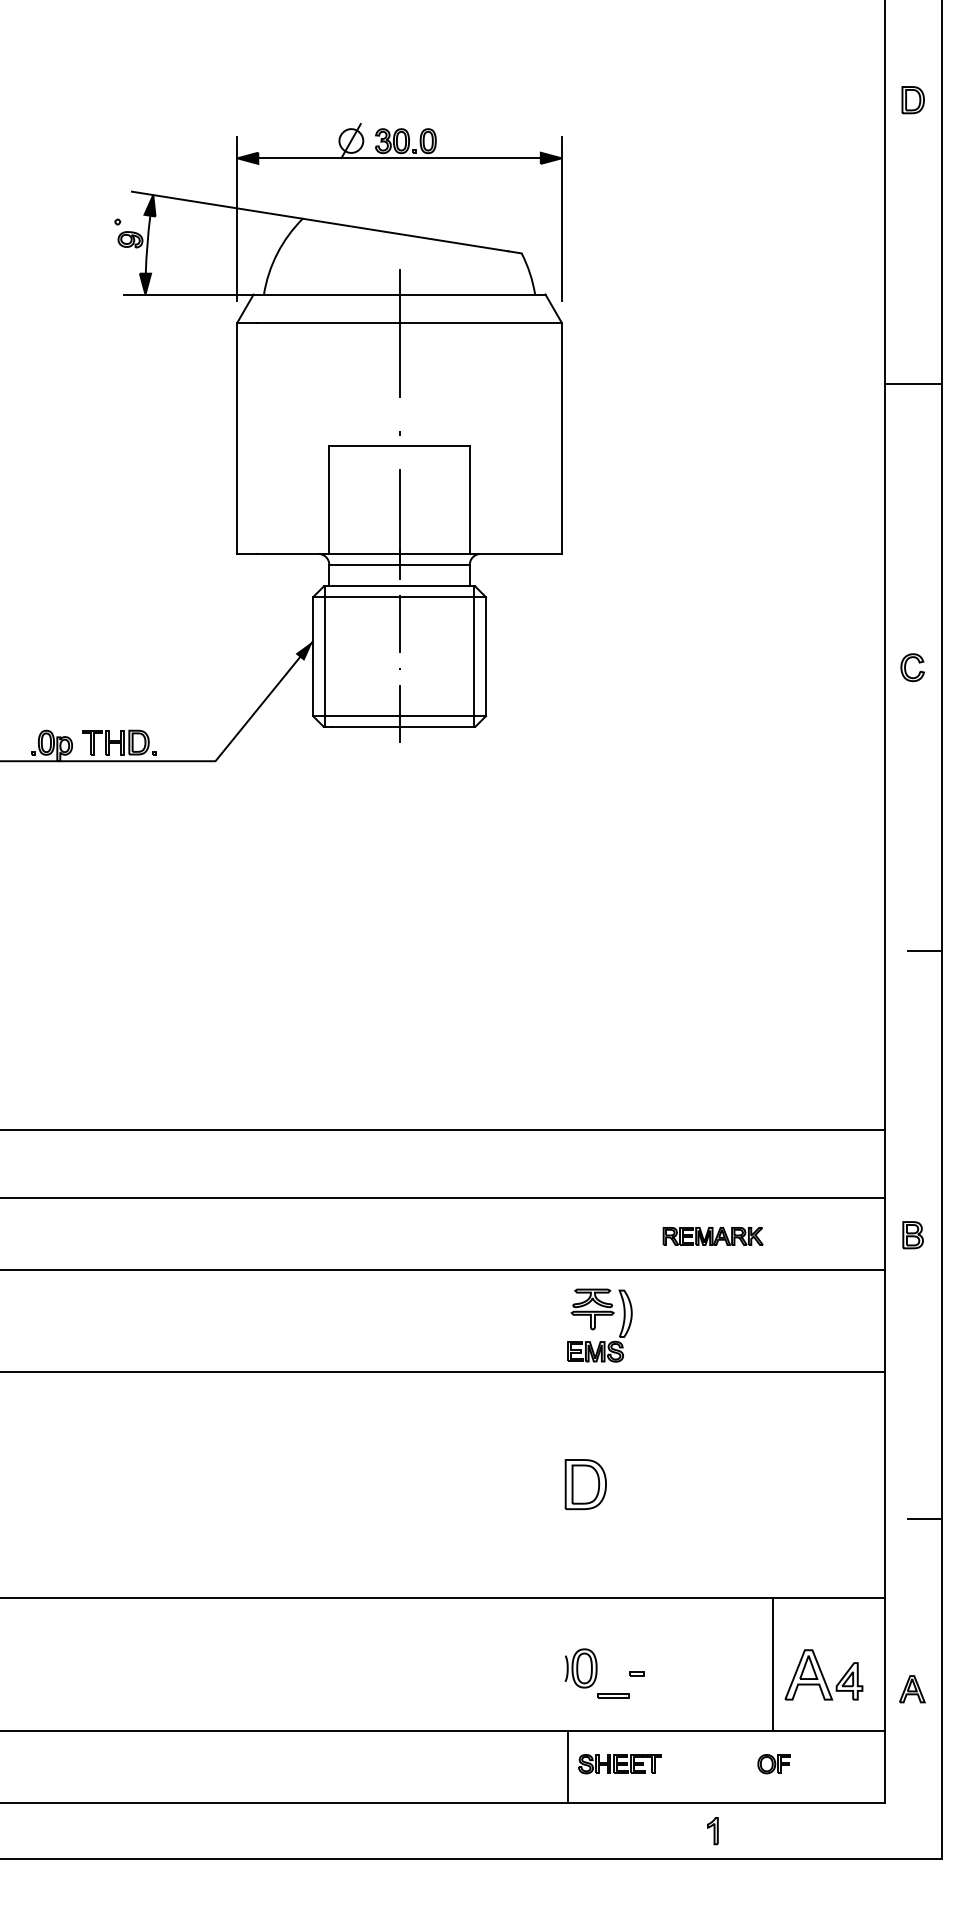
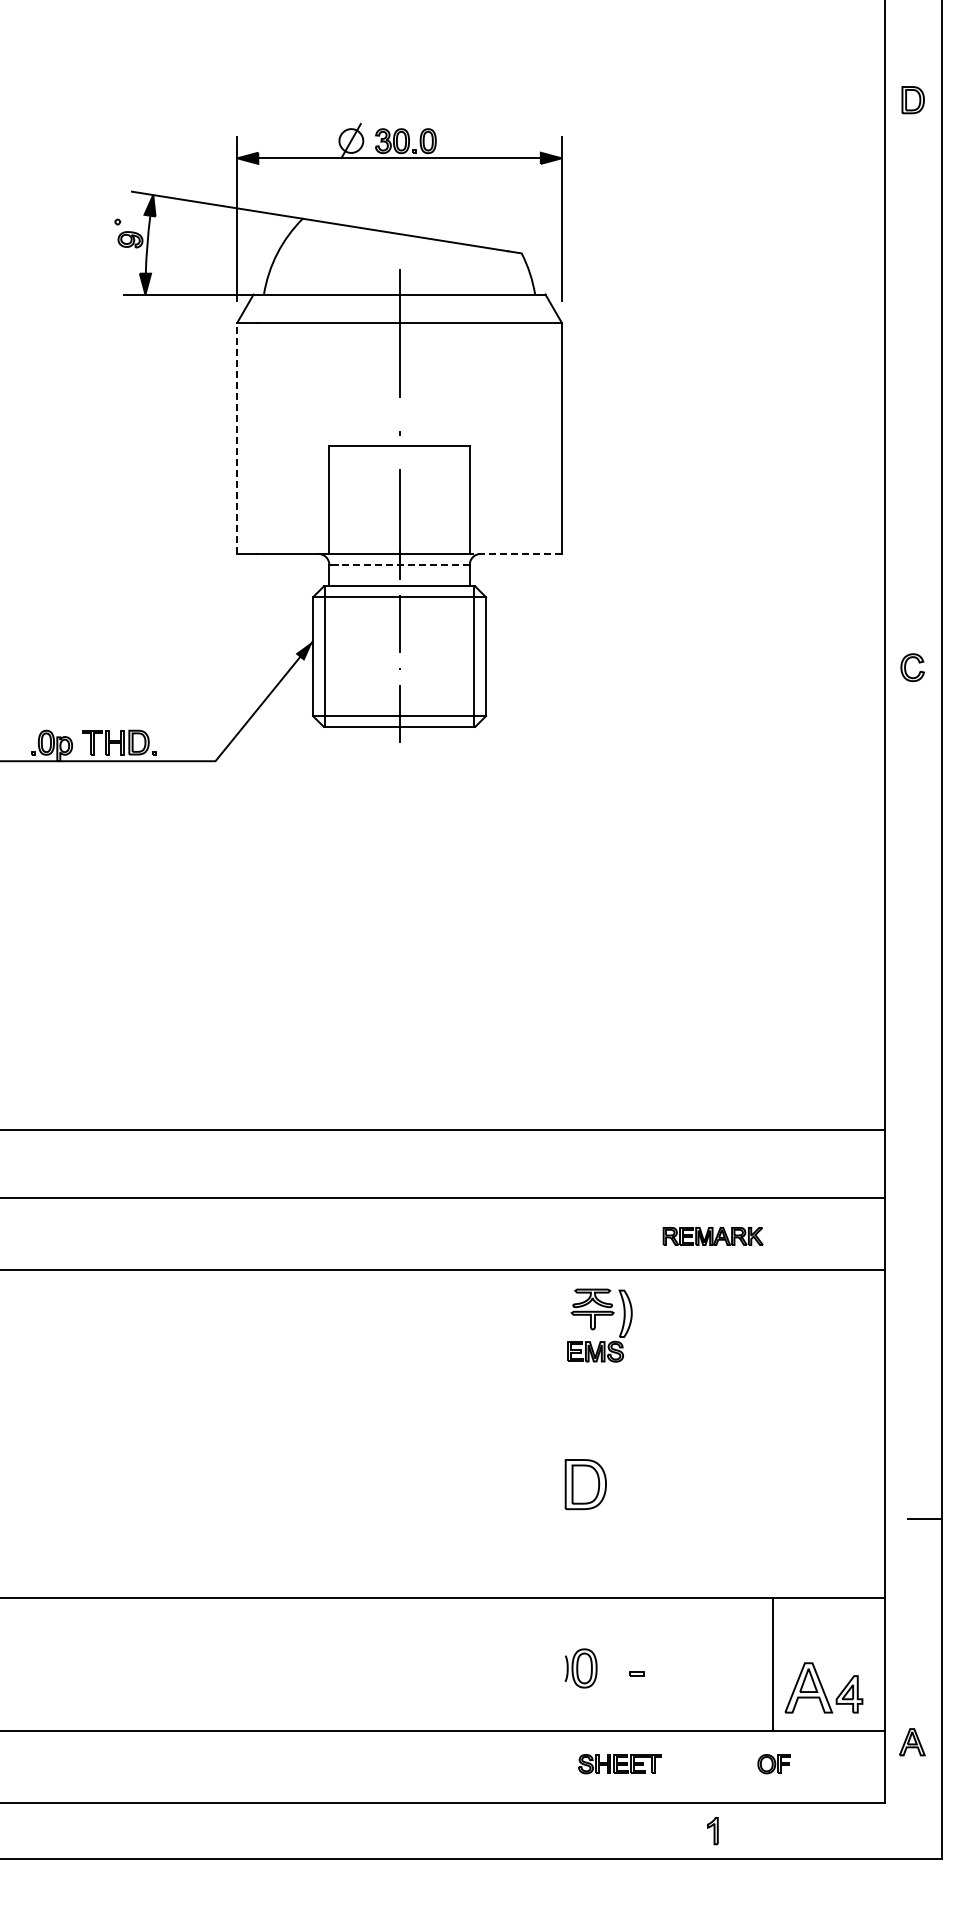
line: present -> none (913, 383)
line: solid -> dashed (237, 438)
line: solid -> dashed (515, 553)
line: solid -> dashed (403, 564)
line: present -> none (925, 951)
part: present -> none (912, 1235)
line: present -> none (443, 1372)
part position: (823, 1674) -> (823, 1687) (823, 1687)
part position: (912, 1689) -> (912, 1742) (912, 1742)
part: present -> none (613, 1695)
line: present -> none (567, 1766)
